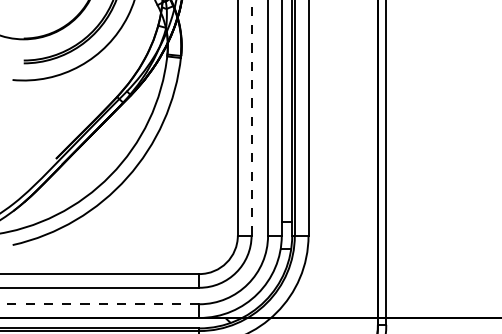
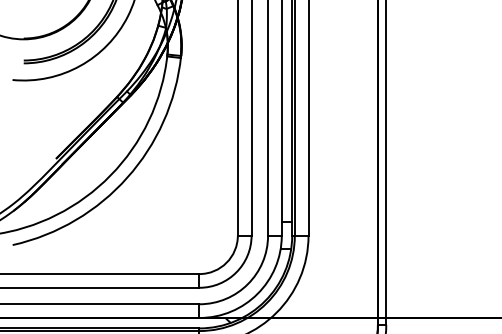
line: dashed -> solid (251, 117)
line: dashed -> solid (99, 304)
